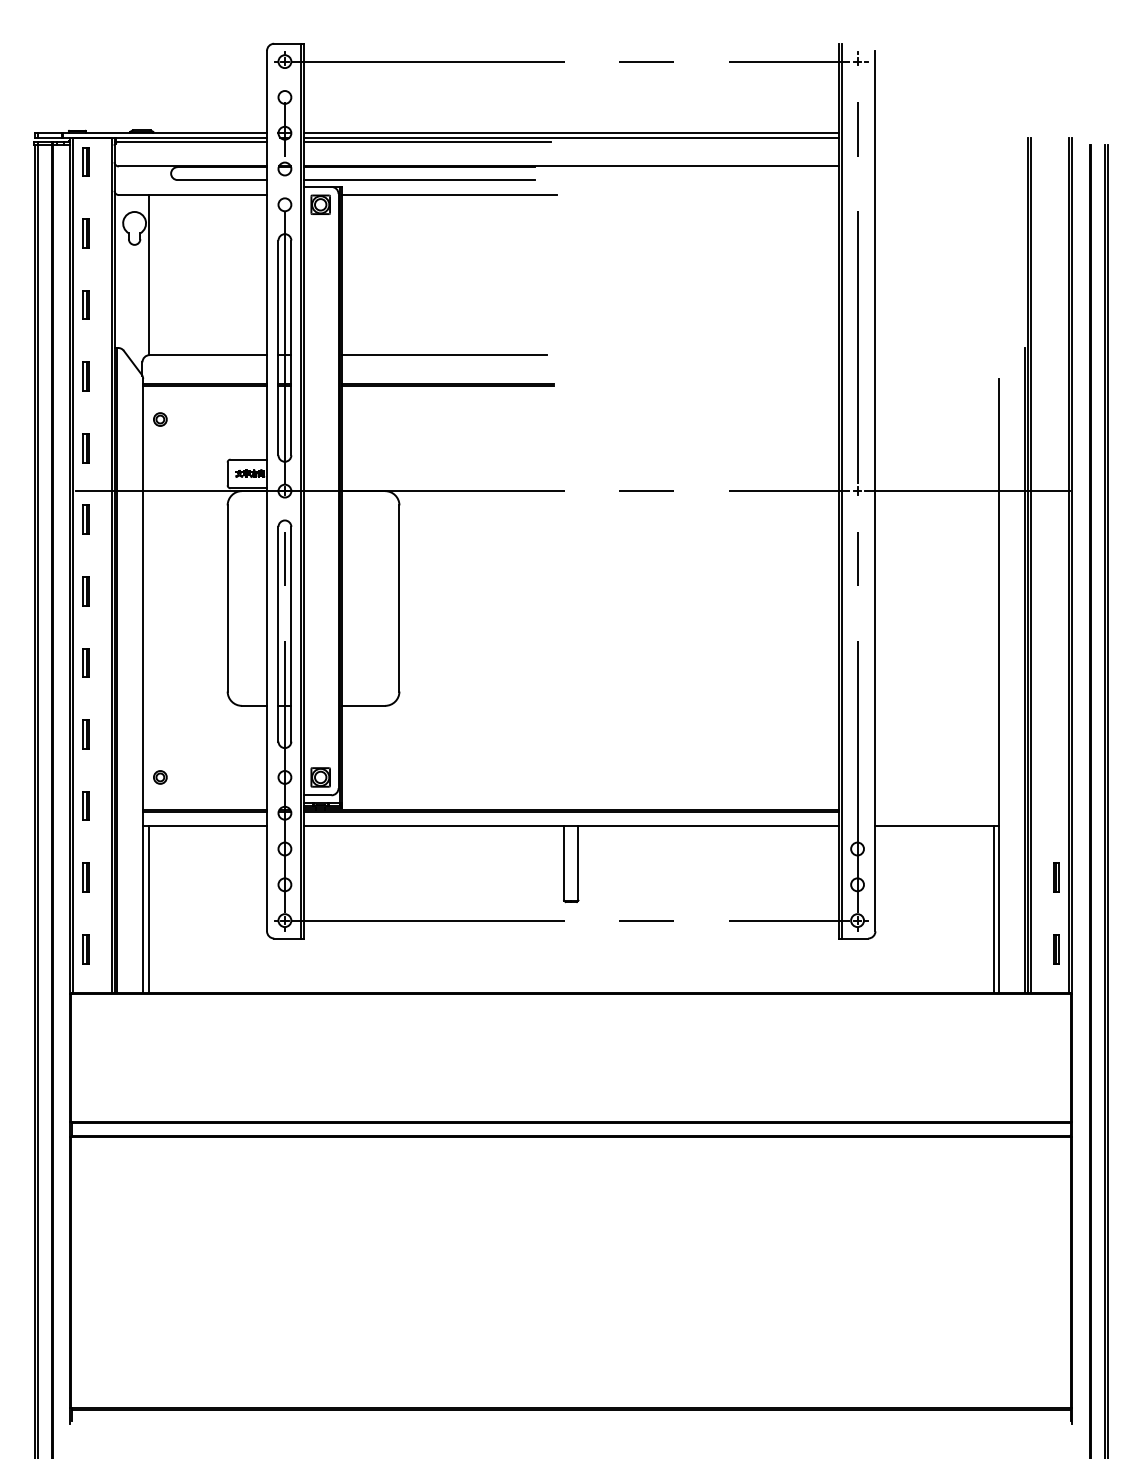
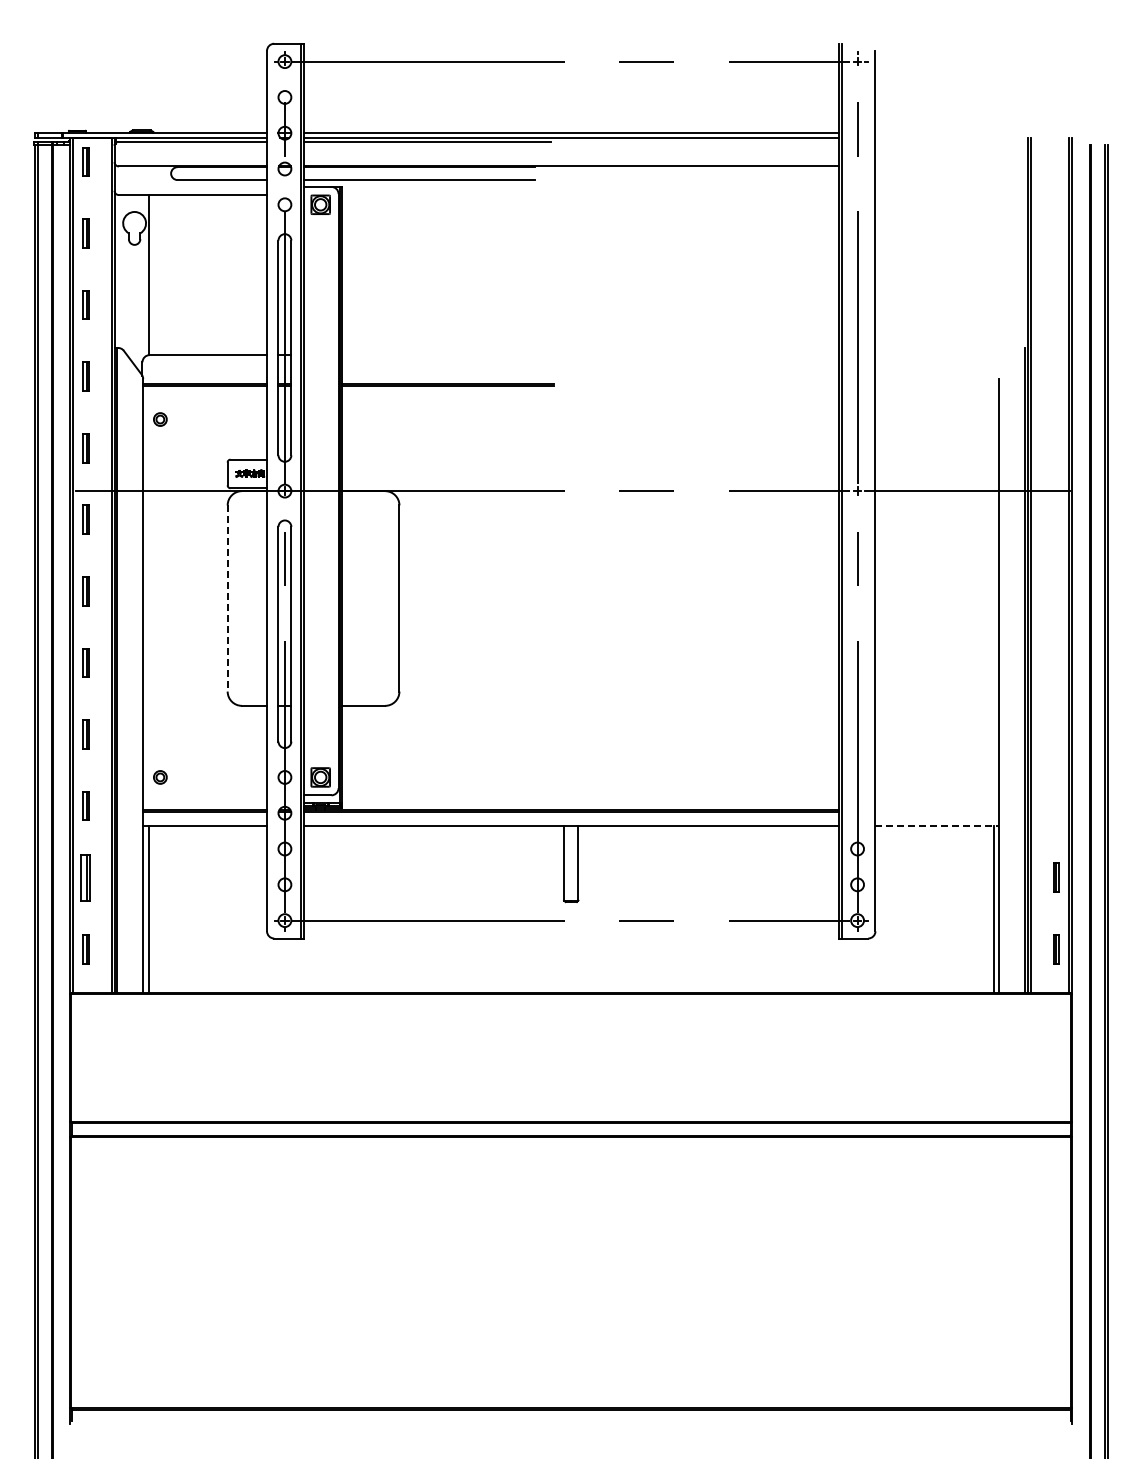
line: present -> none (449, 195)
line: present -> none (444, 355)
line: solid -> dashed (227, 599)
line: solid -> dashed (937, 826)
part size: 8x31 px -> 11x48 px (85, 877)
